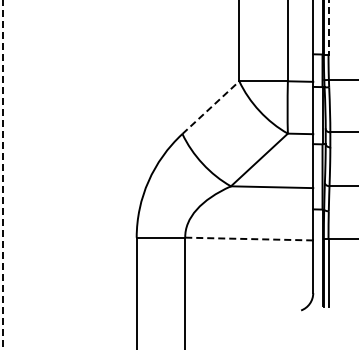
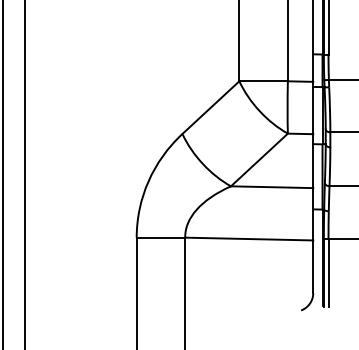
line: dashed -> solid (328, 27)
line: dashed -> solid (210, 107)
line: dashed -> solid (2, 174)
line: none -> present (24, 174)
line: dashed -> solid (249, 239)
